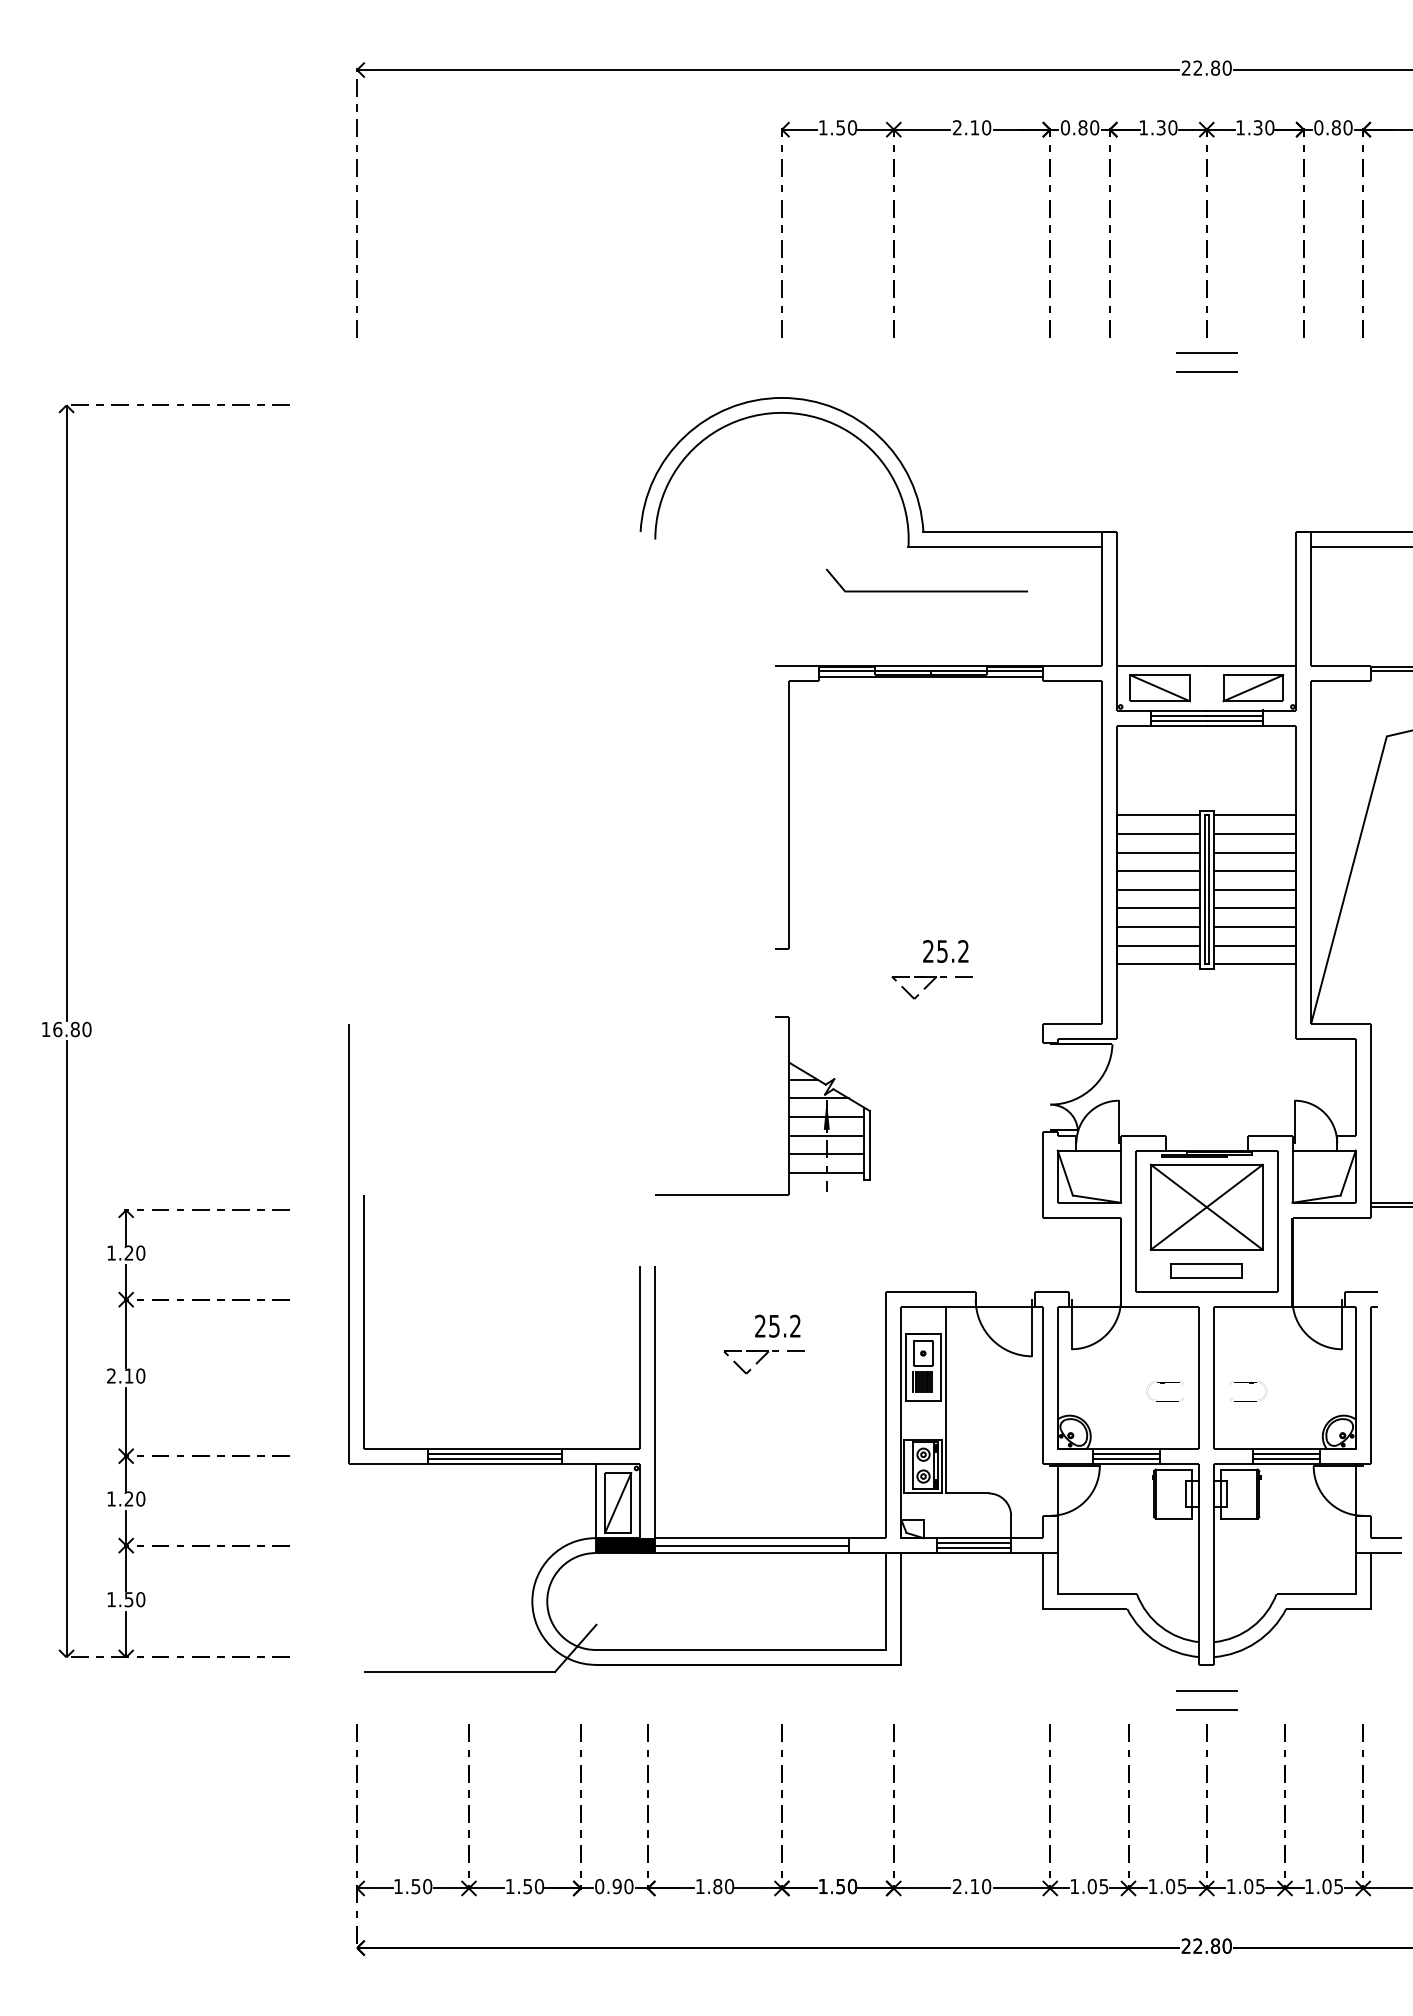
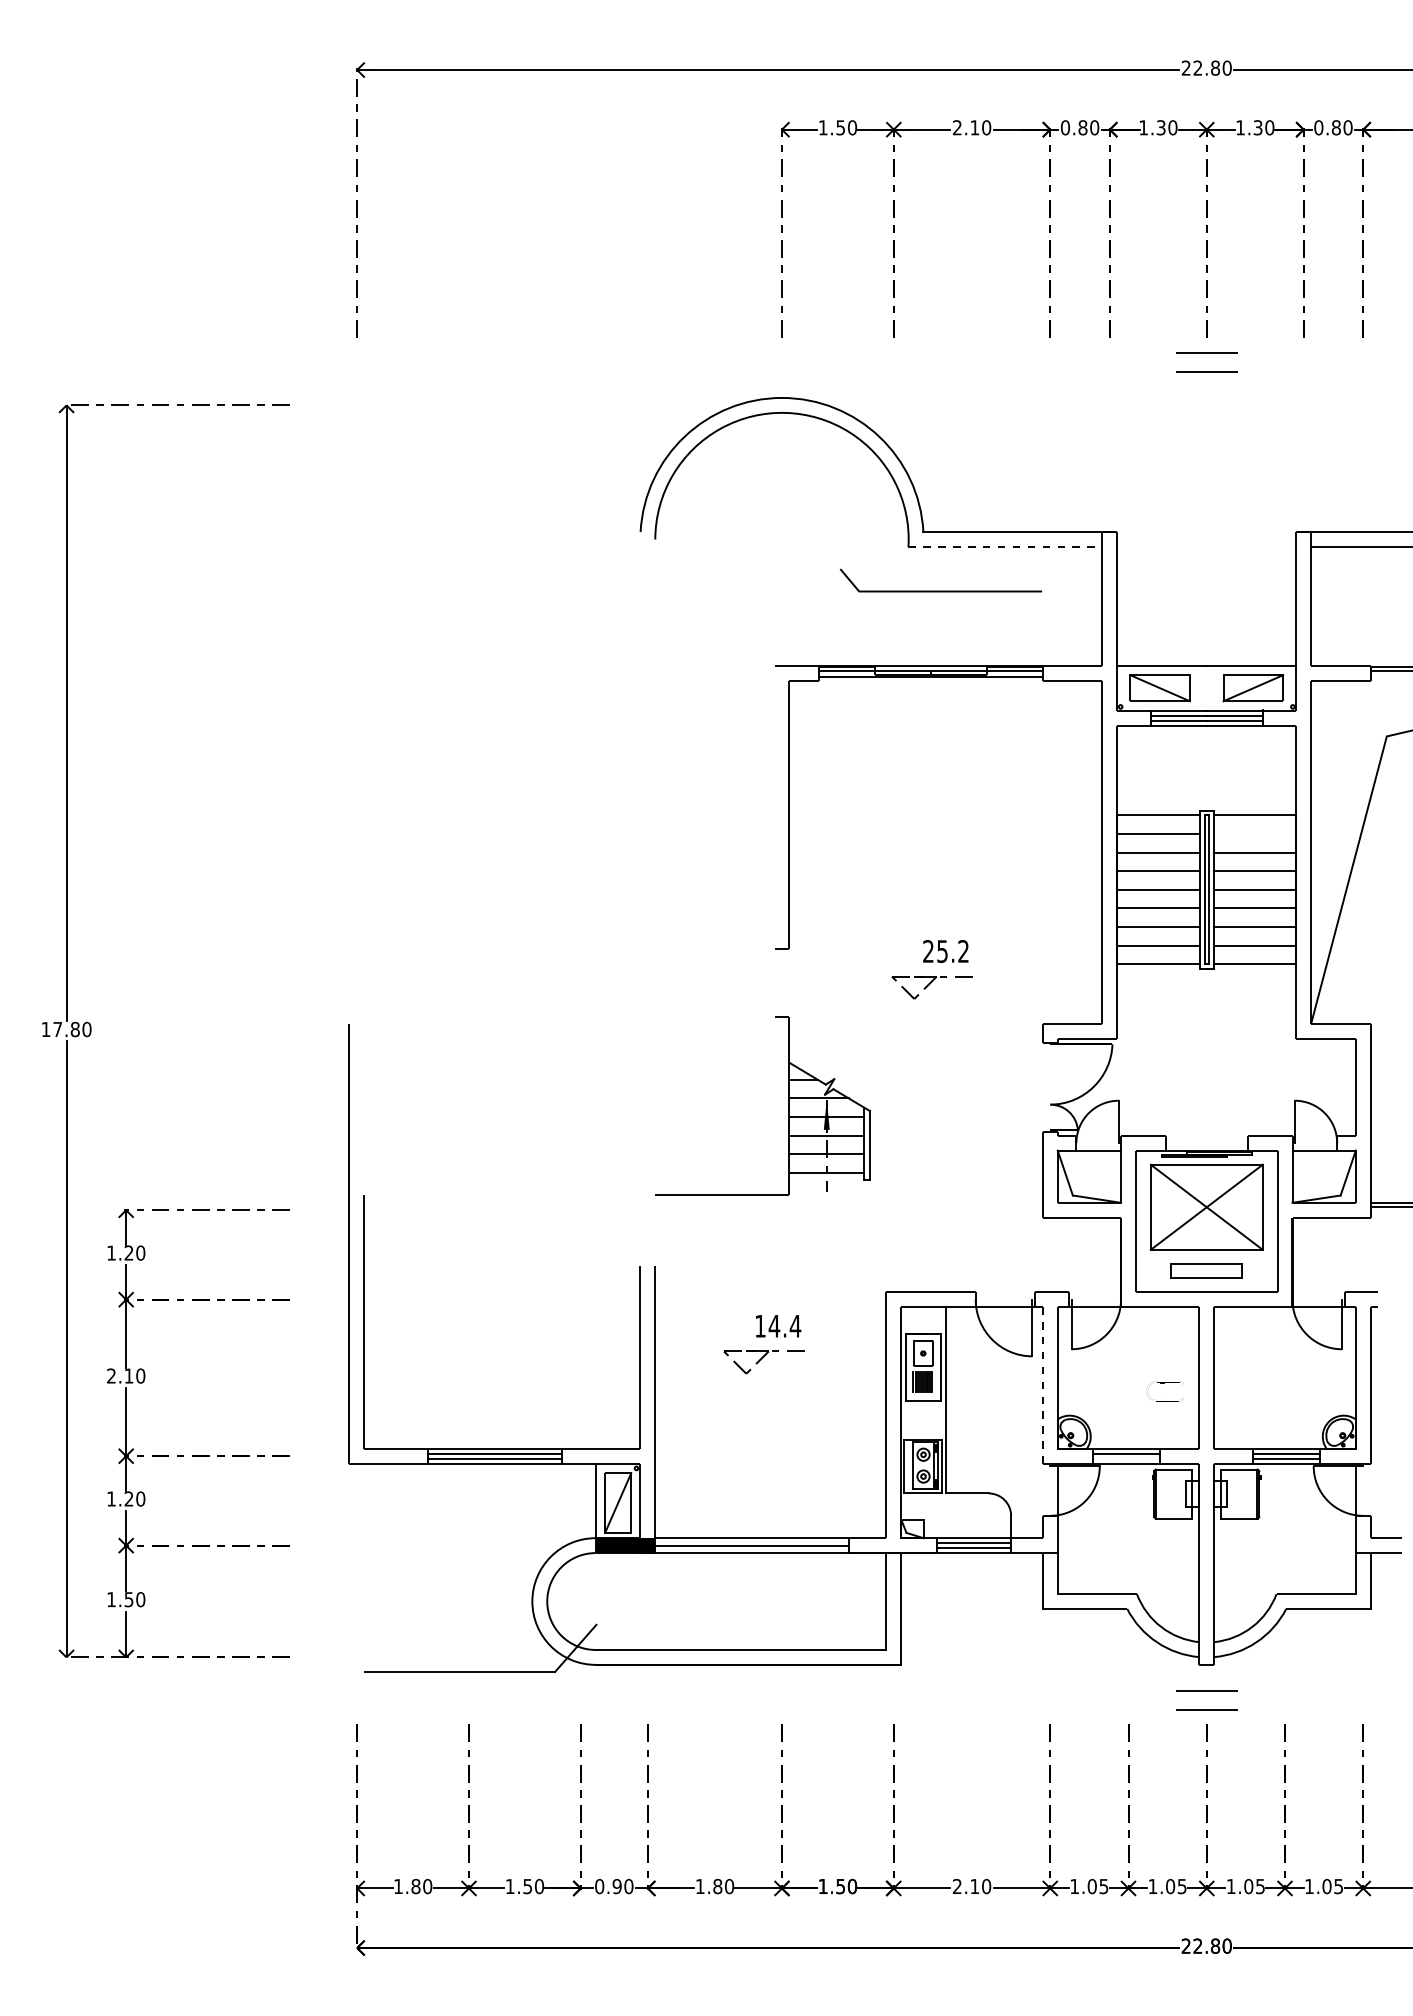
line: solid -> dashed (1005, 547)
line position: (926, 590) -> (940, 590) (940, 590)
line: present -> none (1254, 833)
text: 16.80 -> 17.80 (57, 1029)
text: 25.2 -> 14.4 (778, 1325)
part: present -> none (1249, 1383)
line: solid -> dashed (1042, 1385)
line: present -> none (1126, 1458)
text: 1.50 -> 1.80 (415, 1886)
